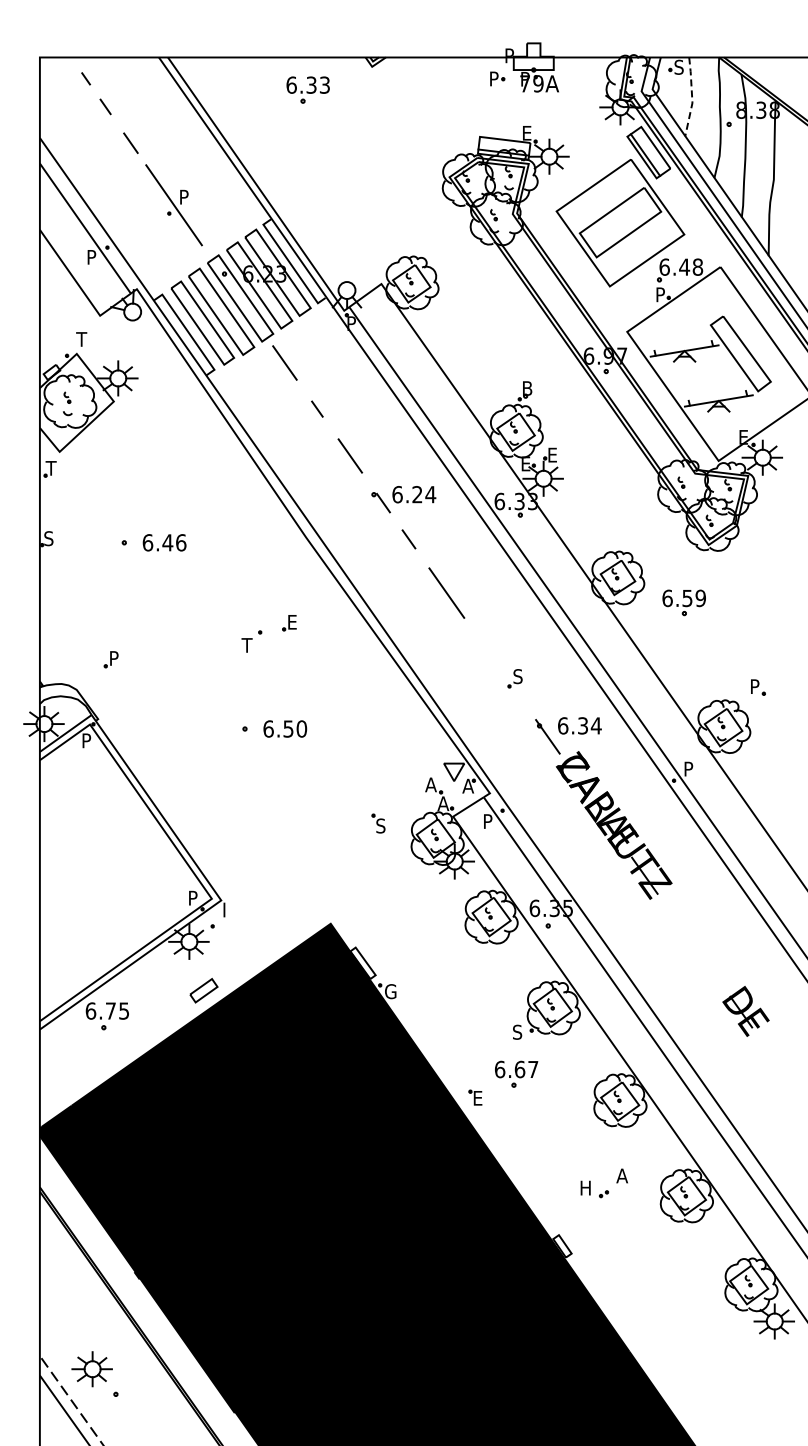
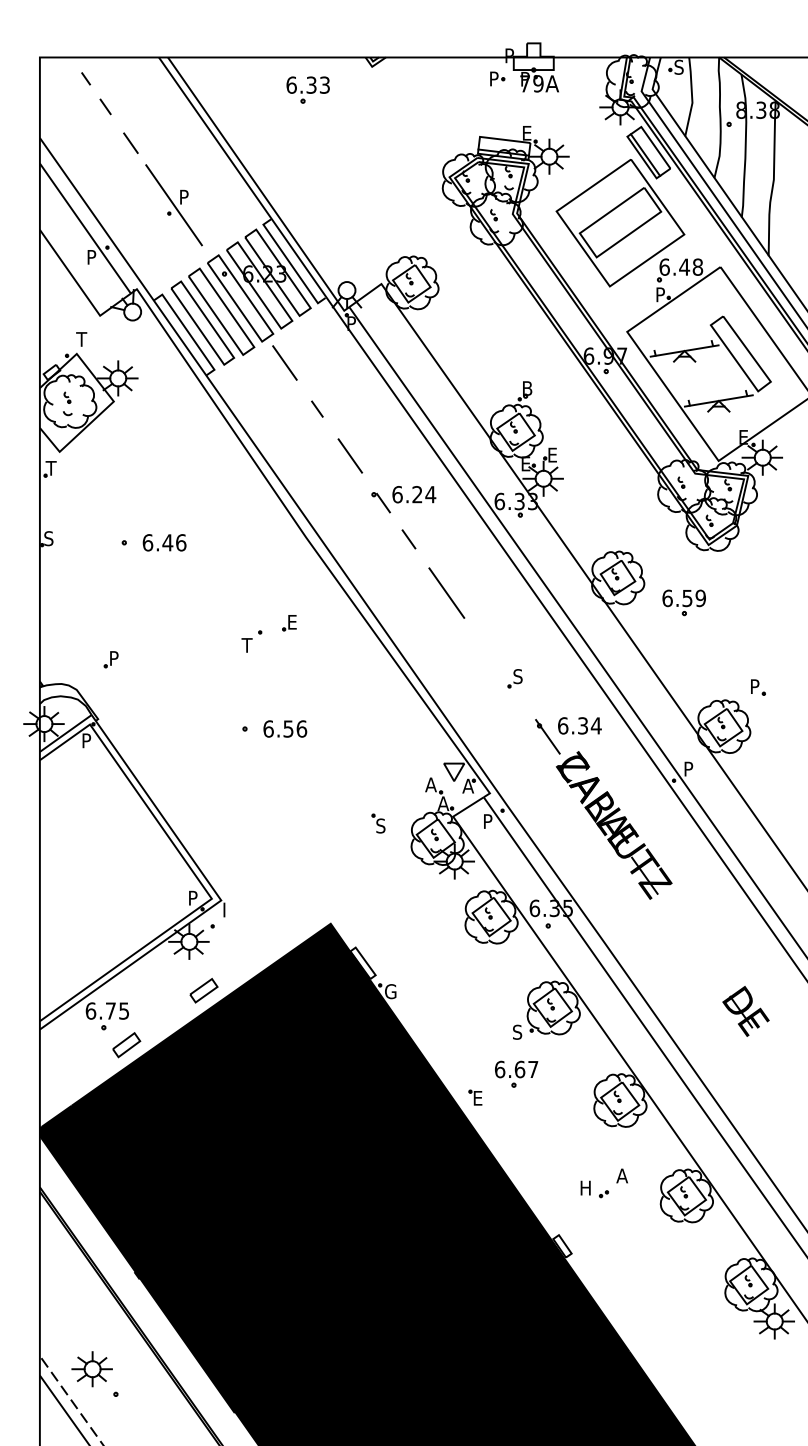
line: dashed -> solid (692, 97)
text: 6.50 -> 6.56 (301, 728)
part: none -> present (126, 1045)
